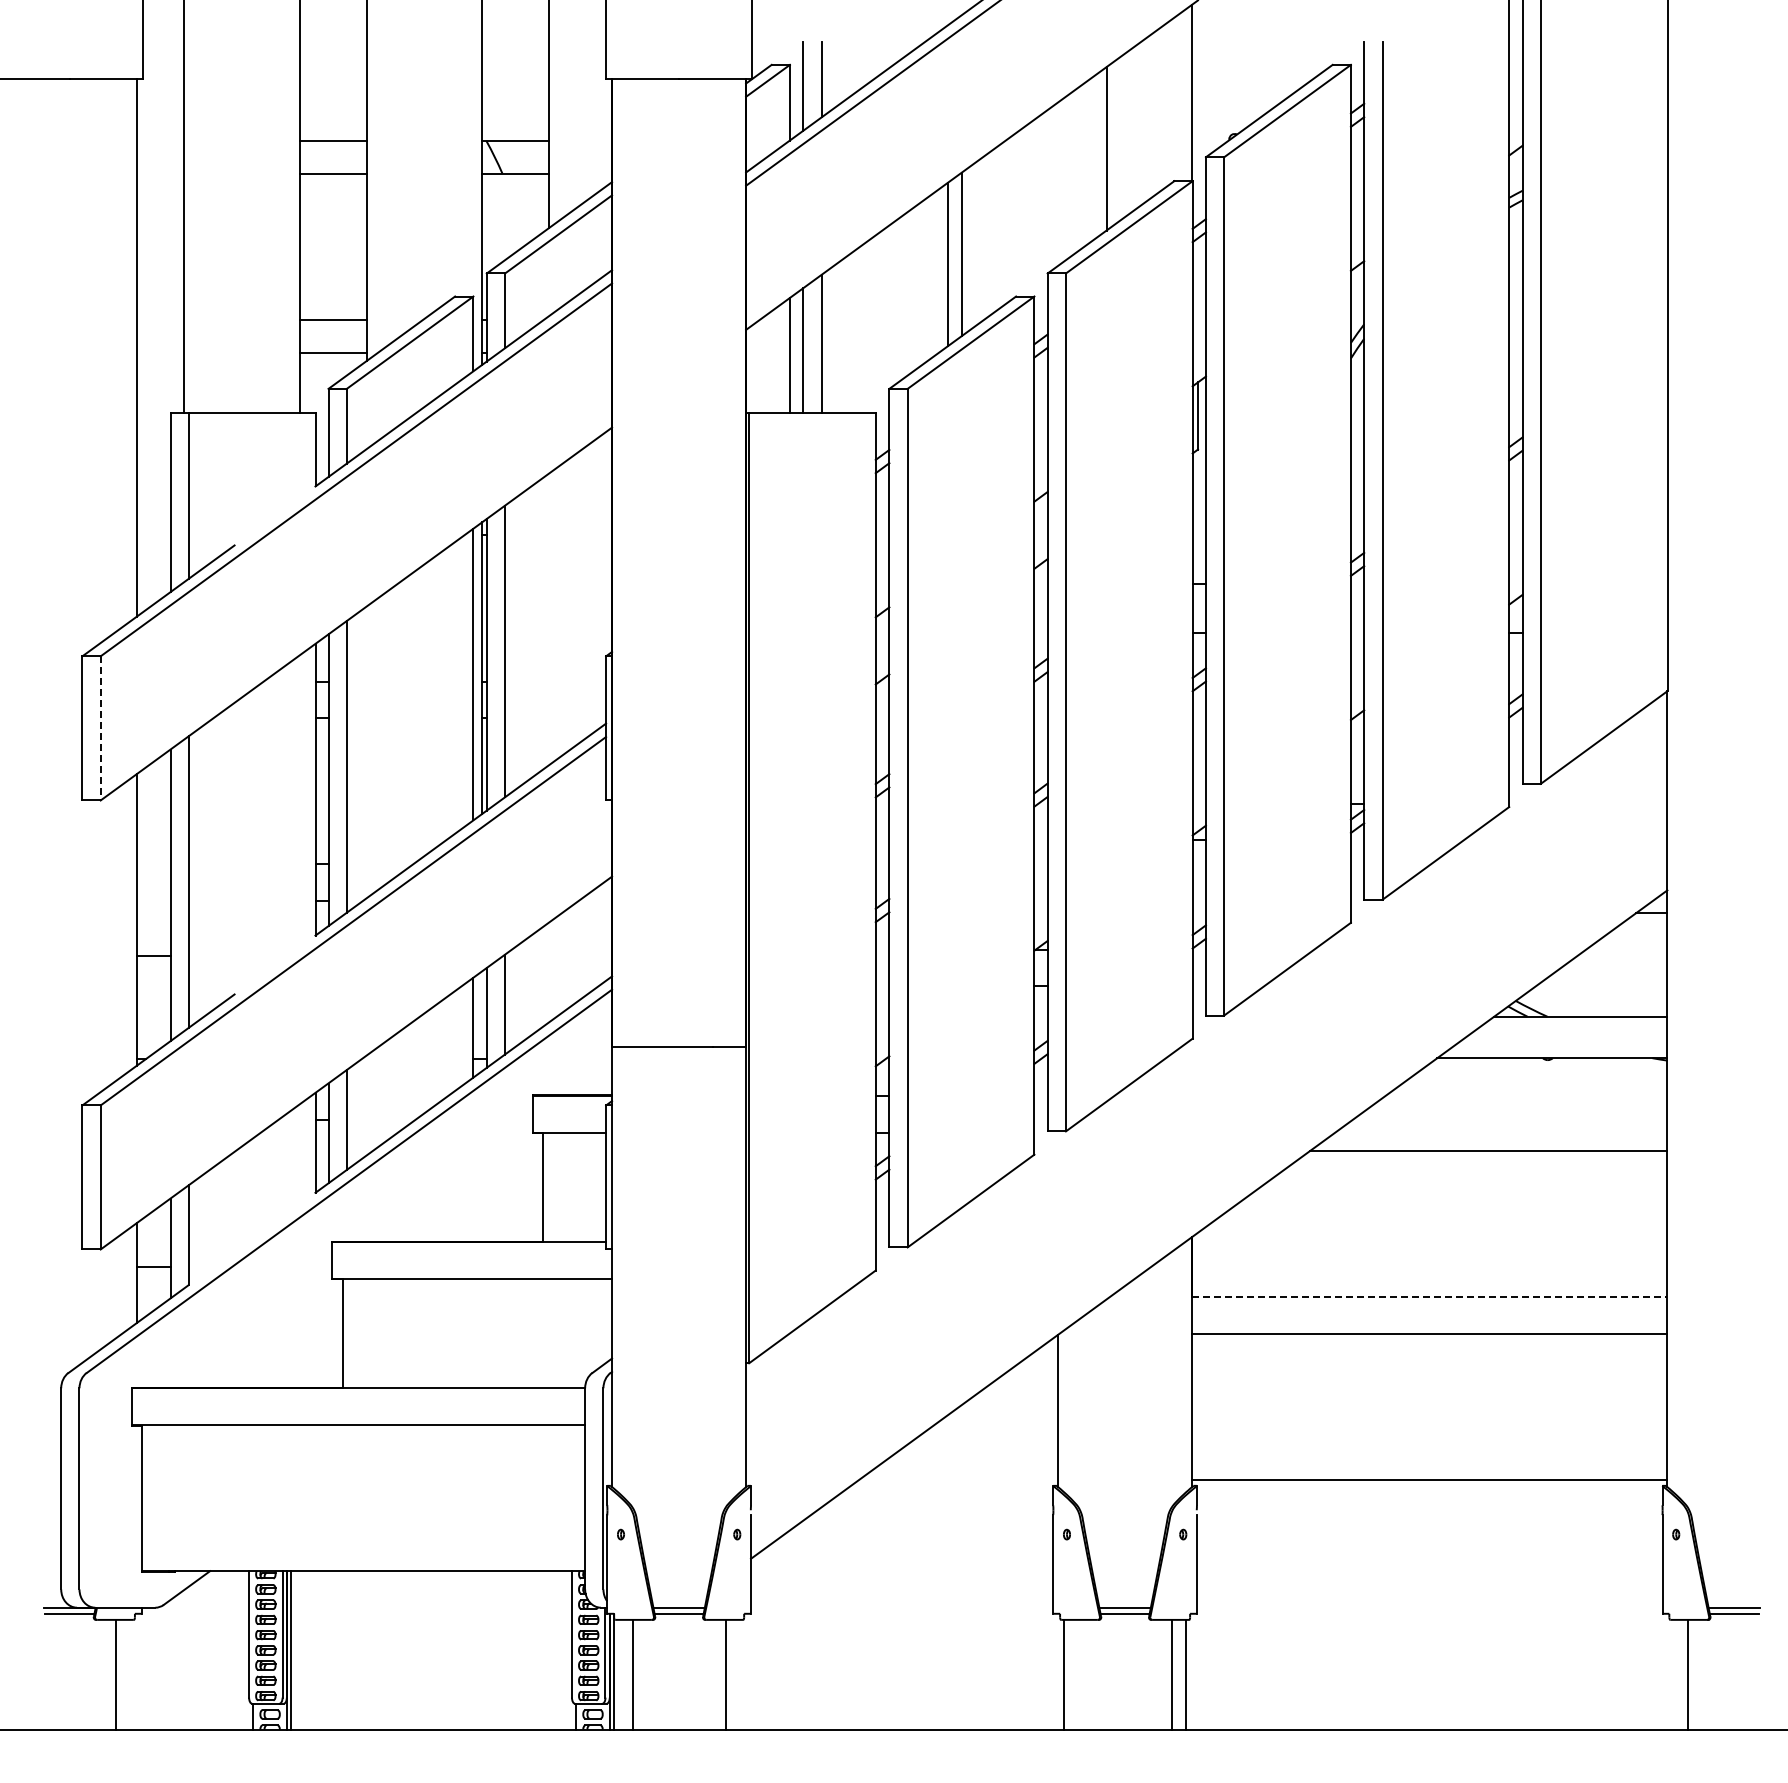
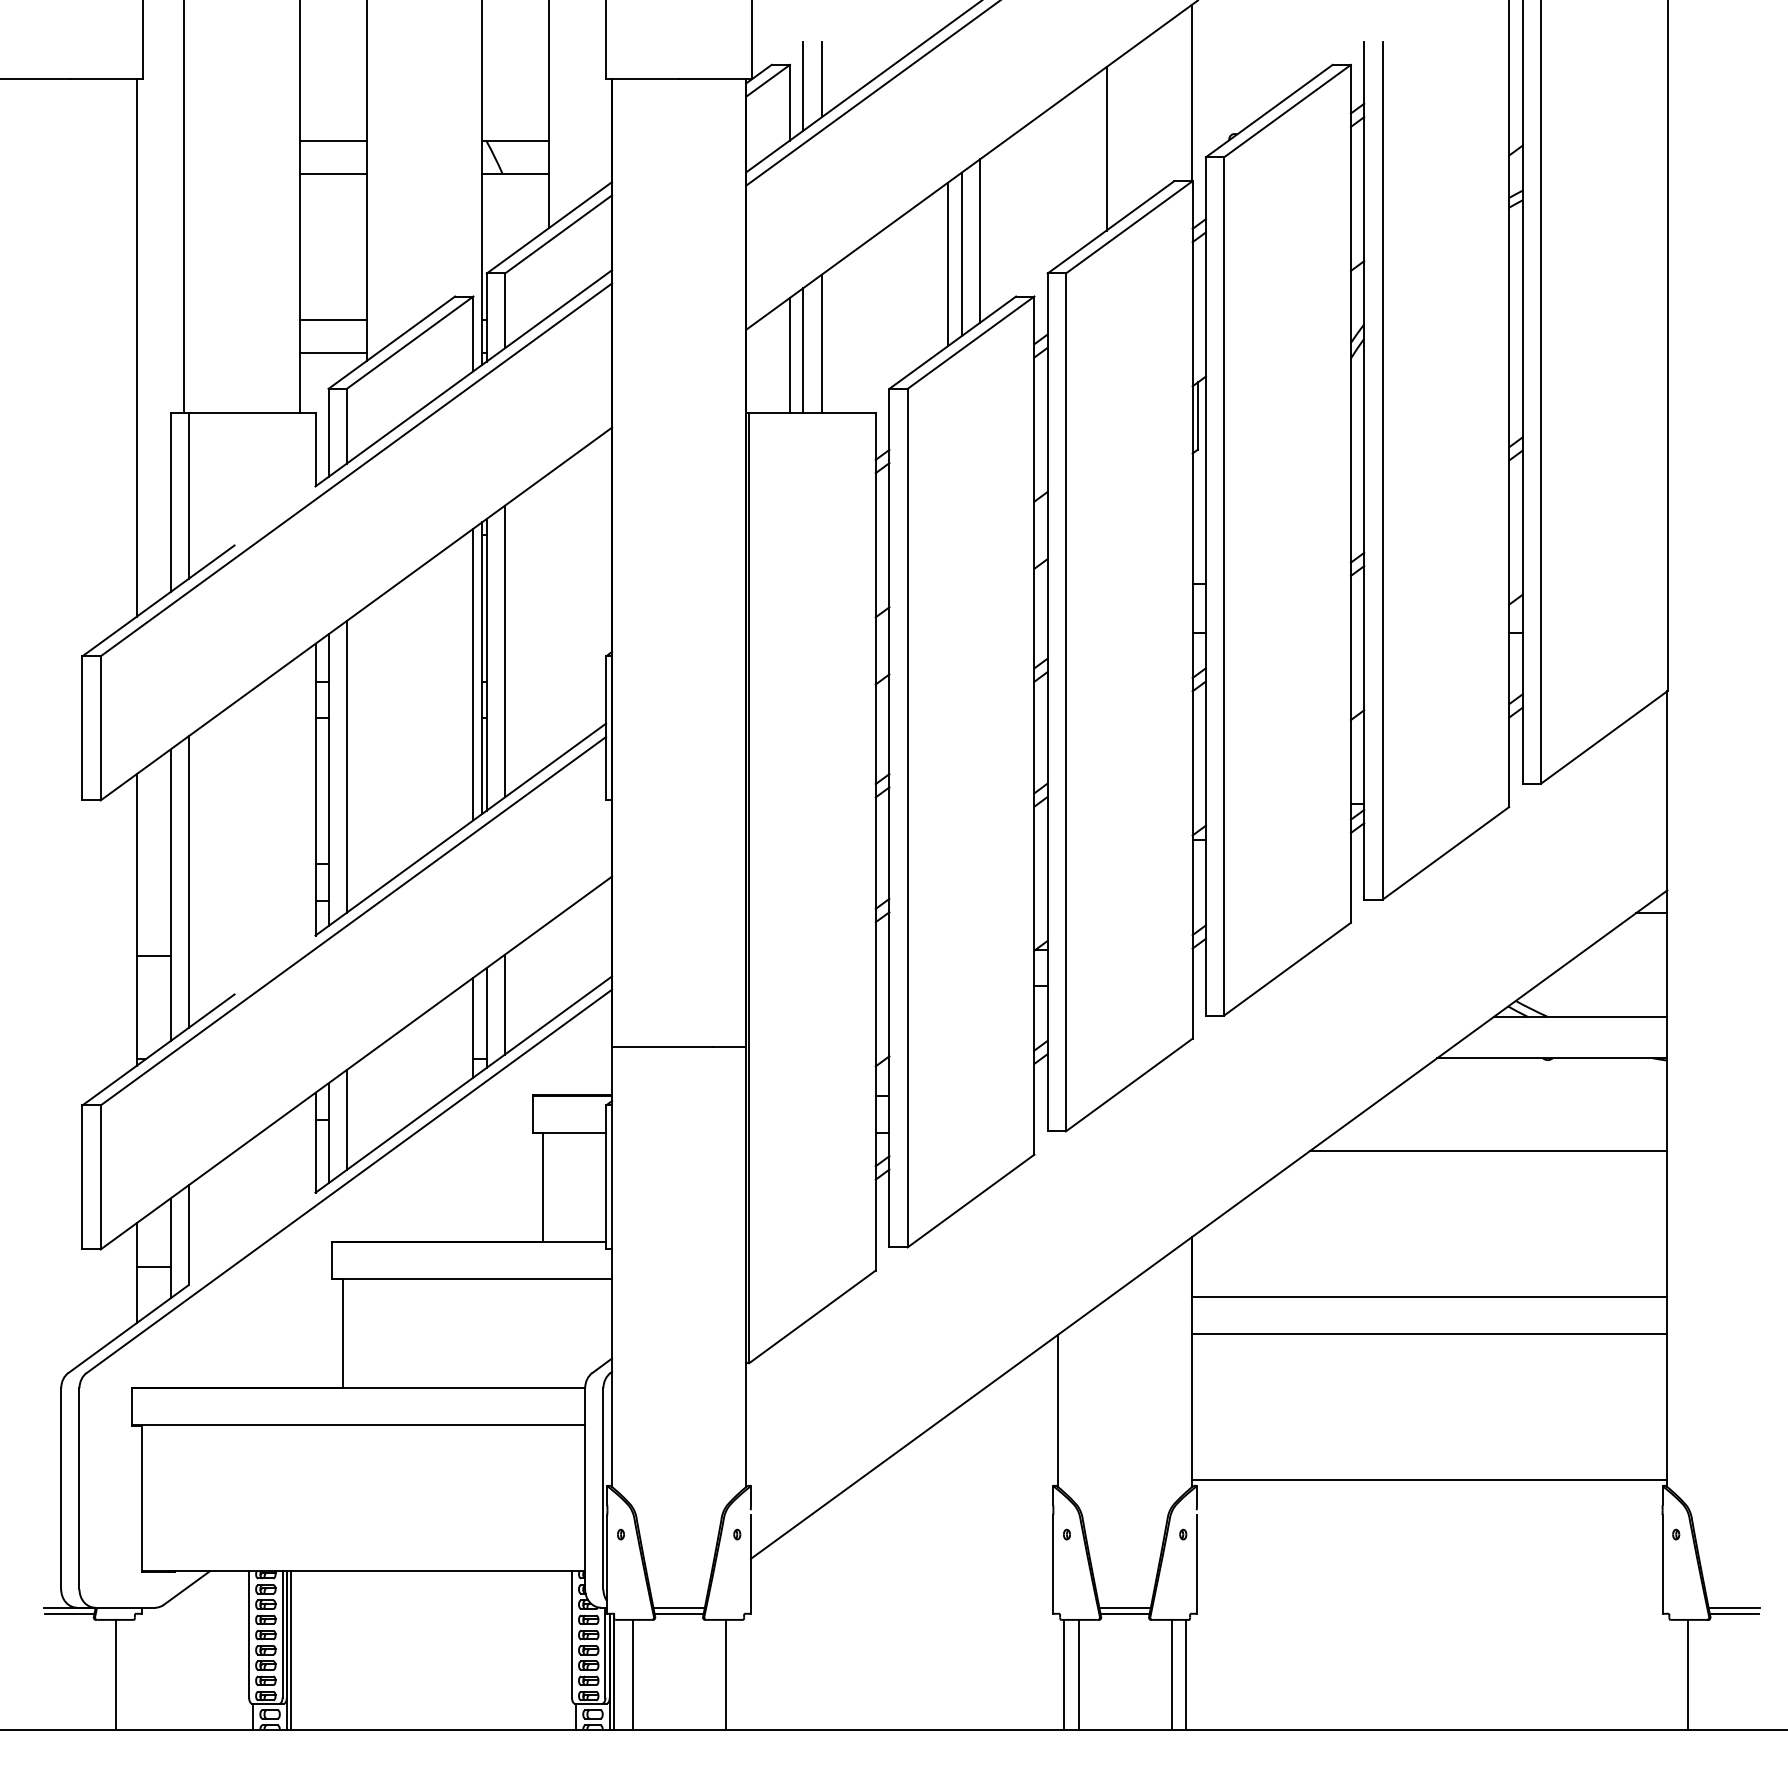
line: none -> present (979, 240)
line: dashed -> solid (100, 728)
line: dashed -> solid (1429, 1297)
line: none -> present (1078, 1674)
